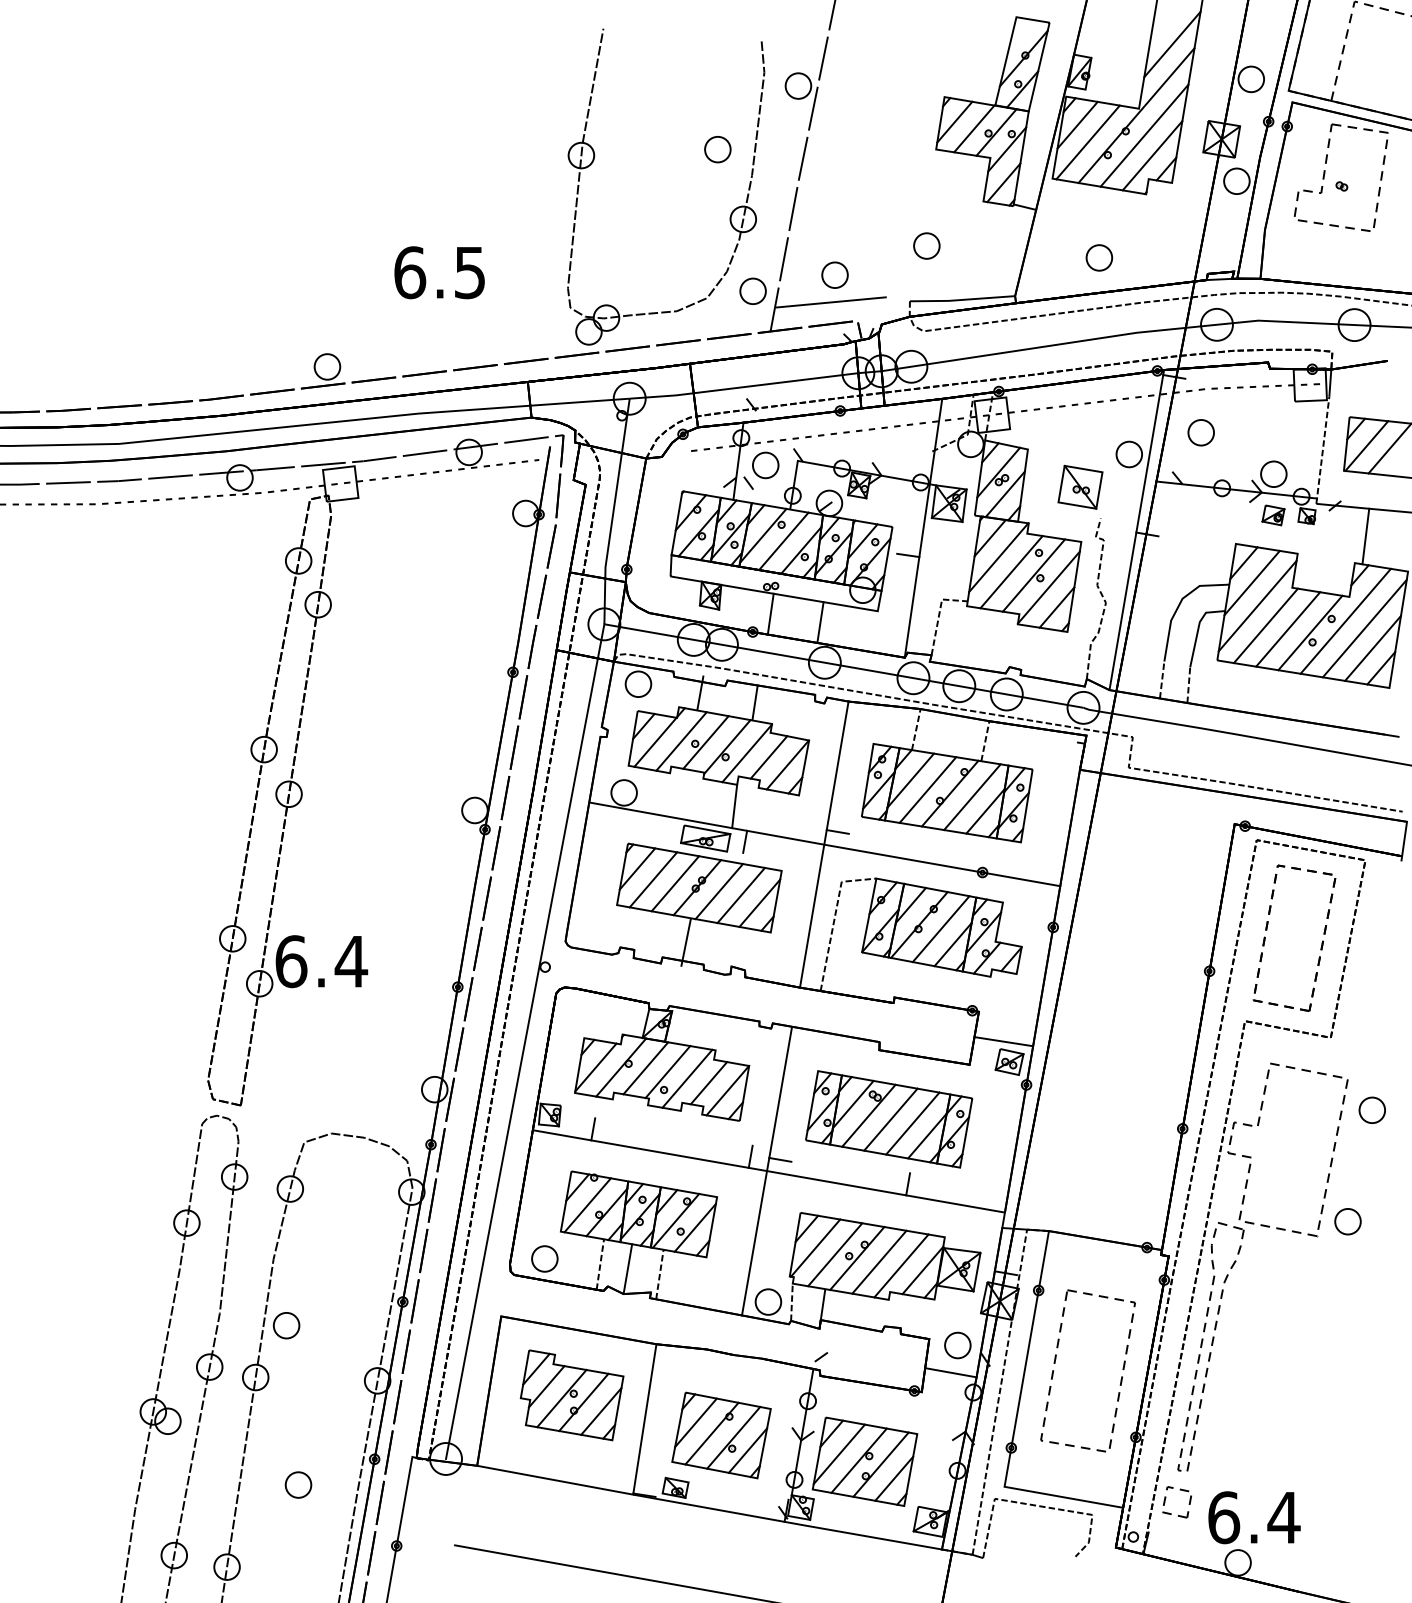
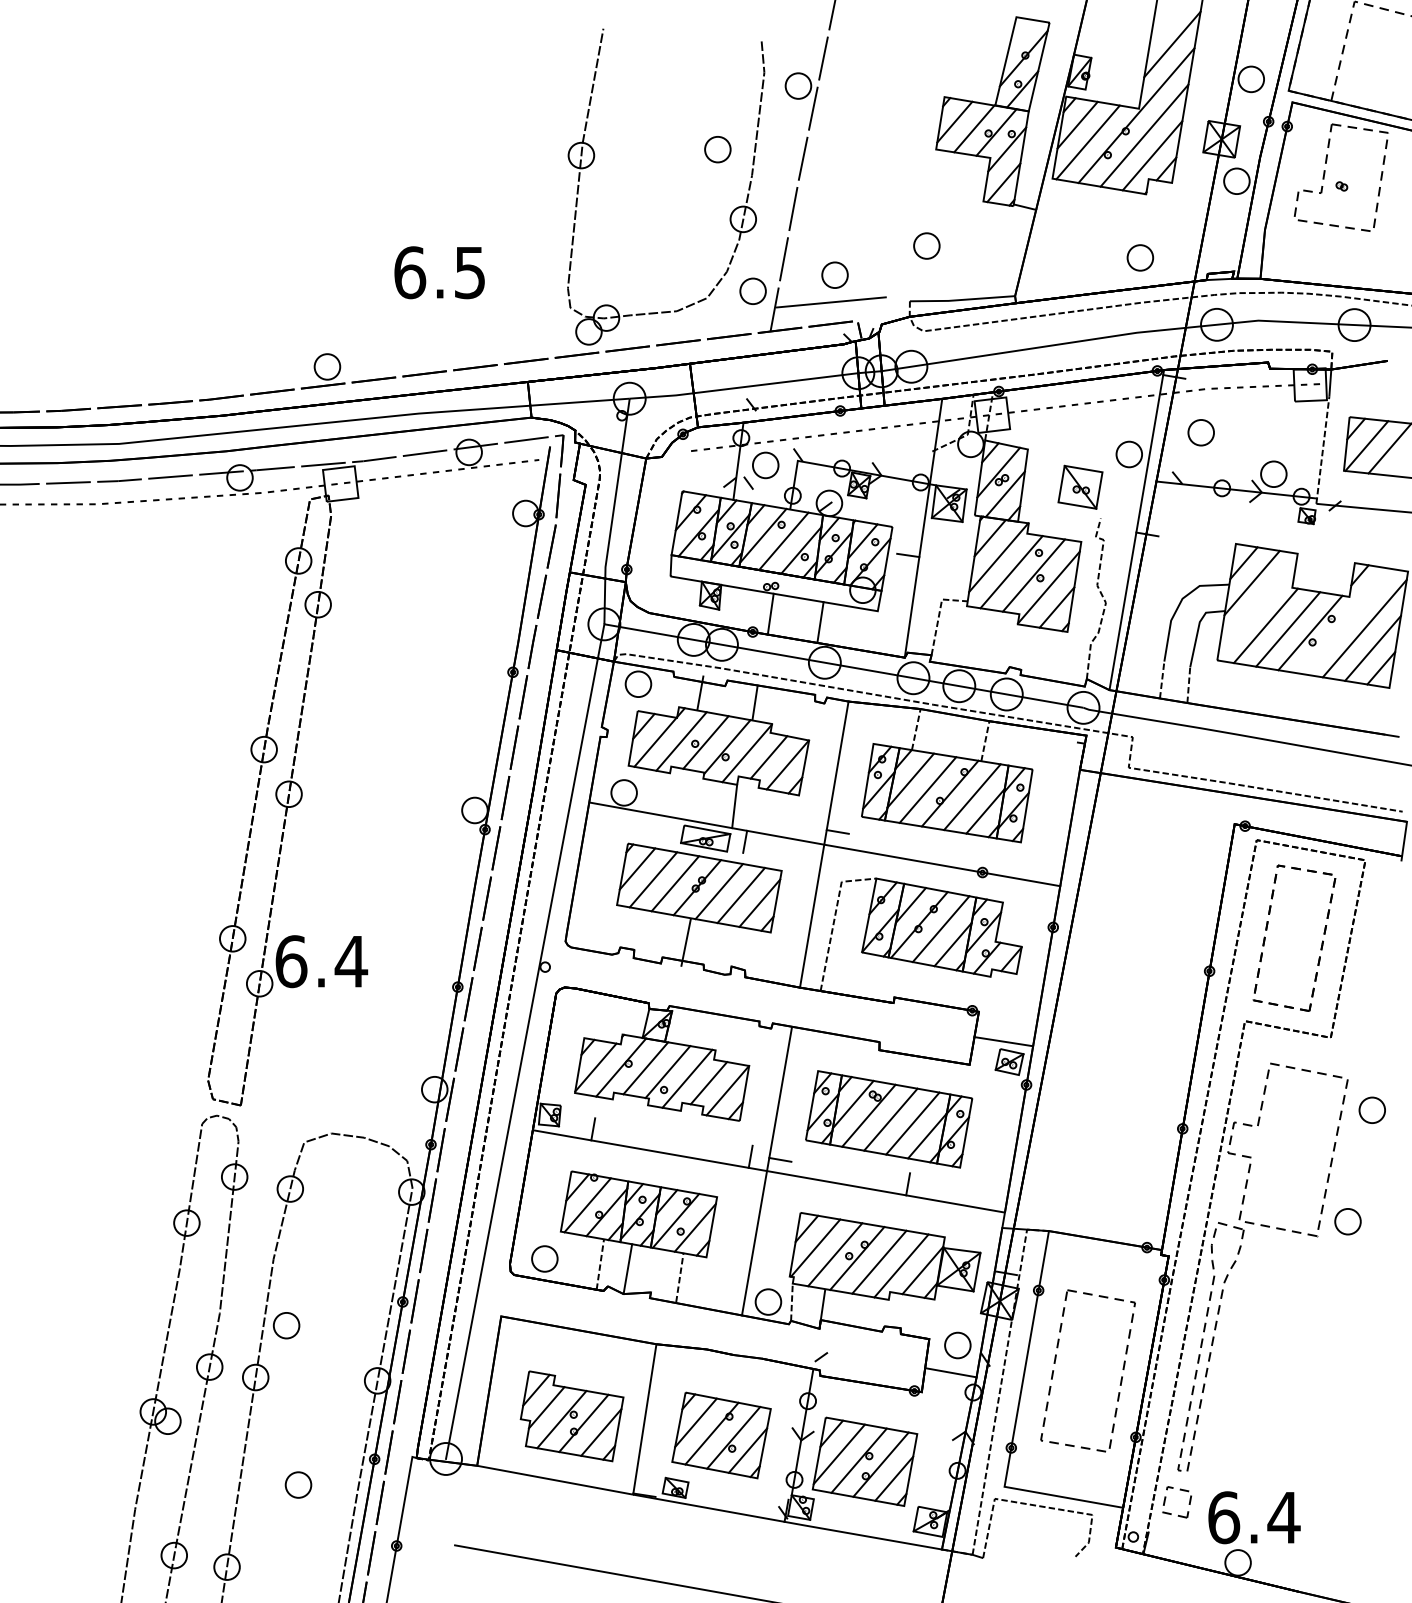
part position: (1099, 257) -> (1140, 257) (1140, 257)
part: present -> none (1273, 515)
line: present -> none (1365, 536)
line: present -> none (1257, 605)
line: present -> none (1345, 620)
line position: (659, 1274) -> (679, 1277) (679, 1277)
part position: (571, 1395) -> (571, 1416) (571, 1416)
